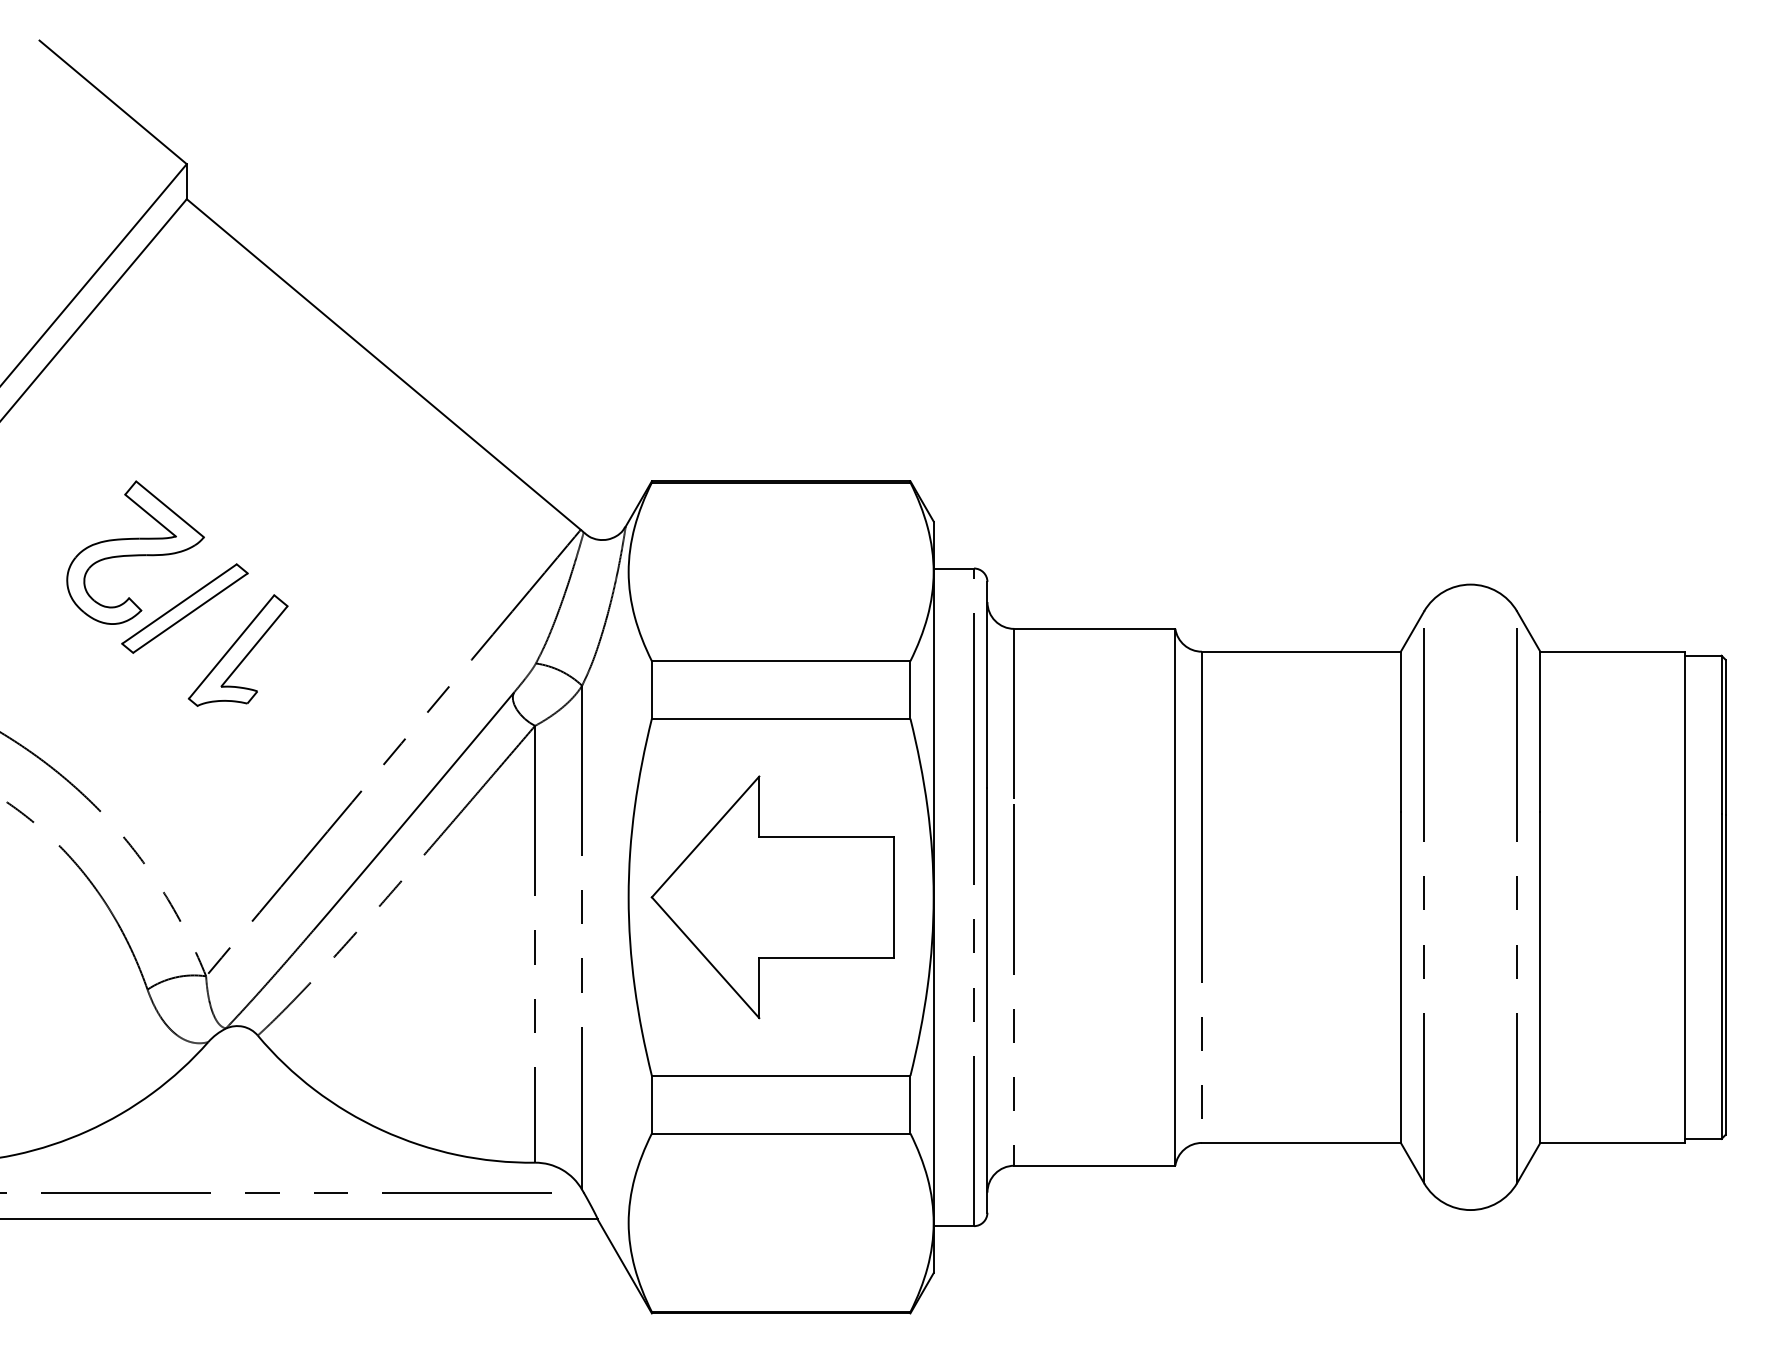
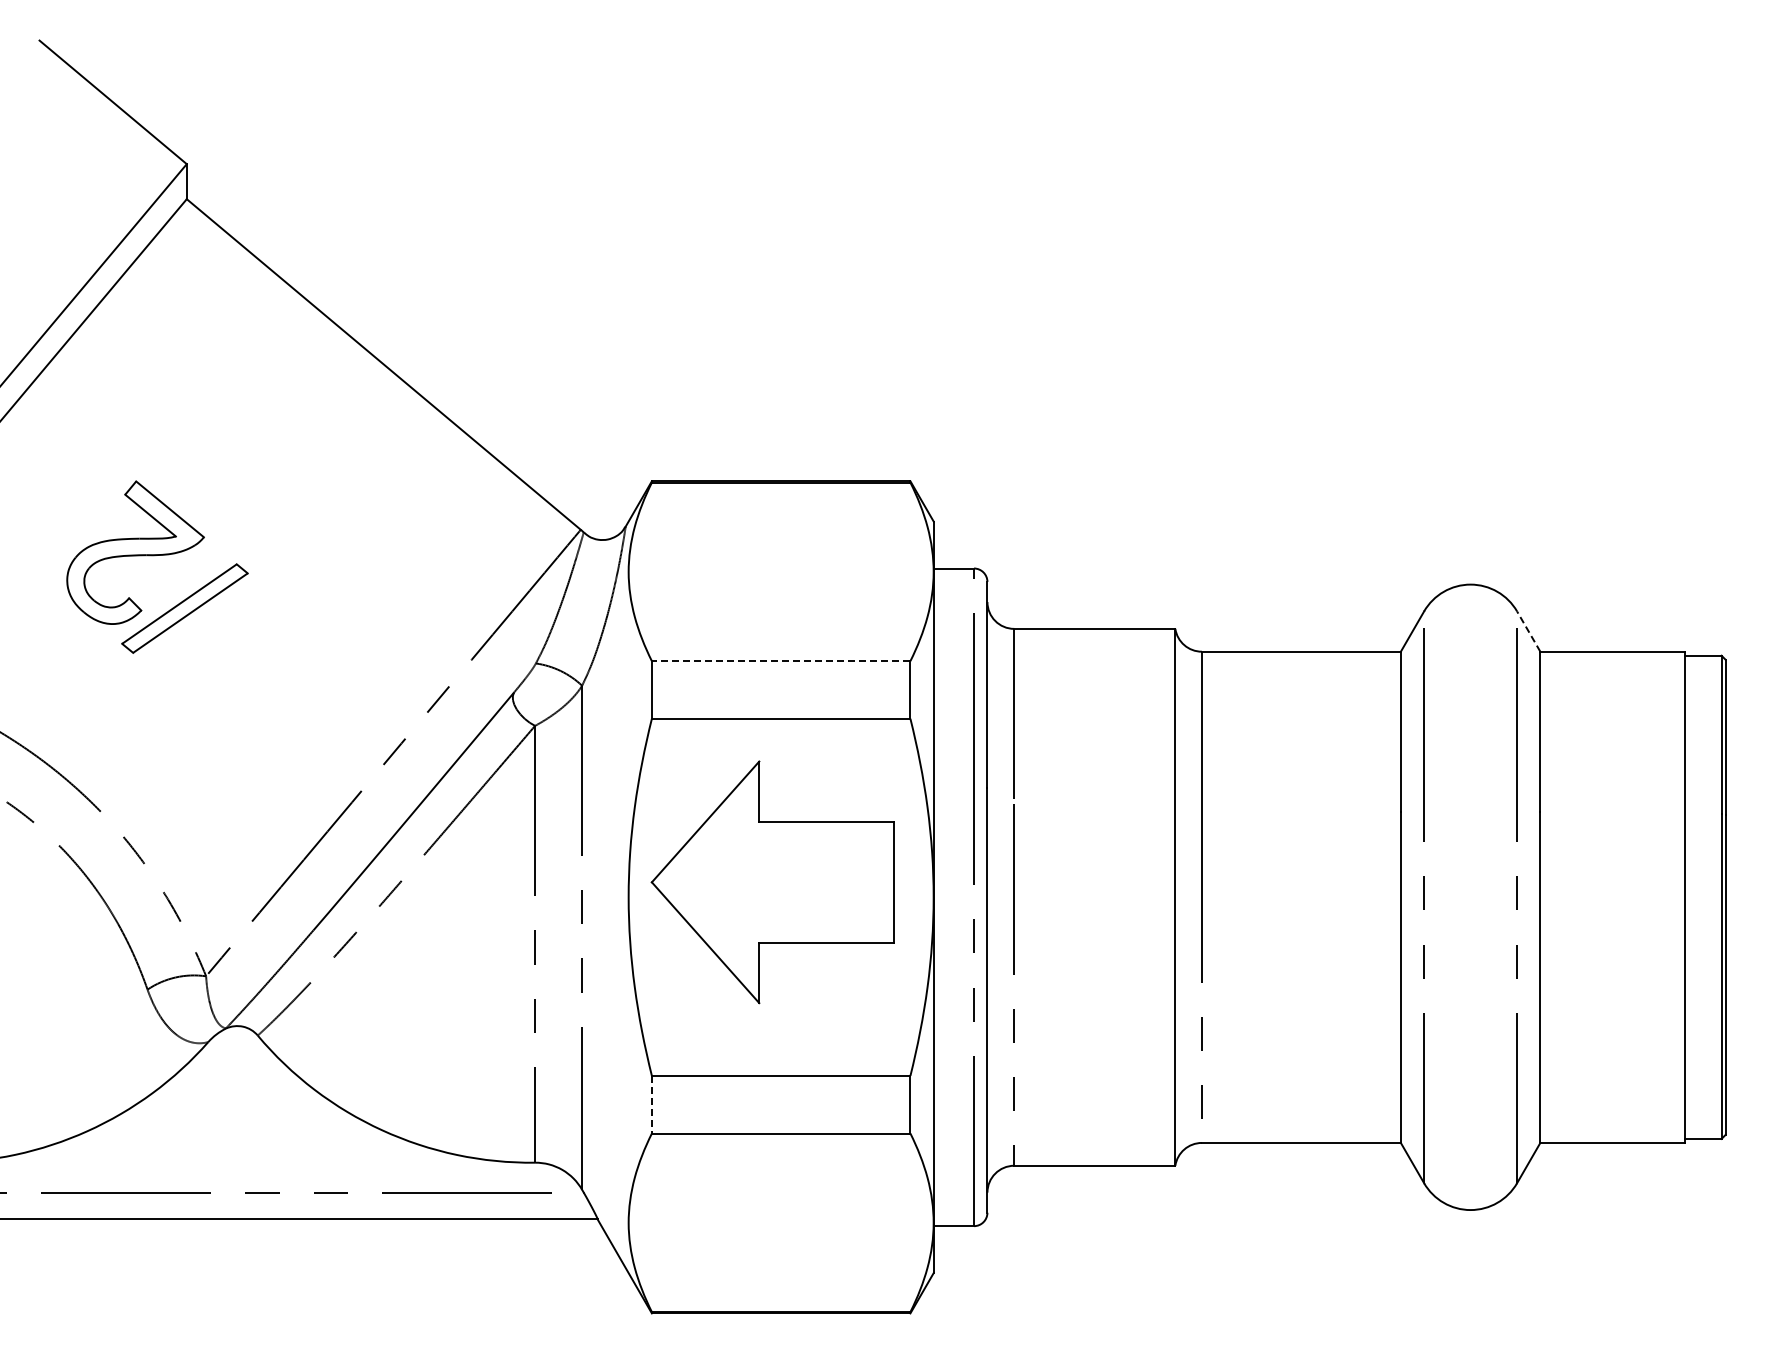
line: solid -> dashed (1528, 631)
part: present -> none (237, 650)
line: solid -> dashed (780, 661)
part position: (772, 897) -> (772, 882) (772, 882)
line: solid -> dashed (651, 1104)
